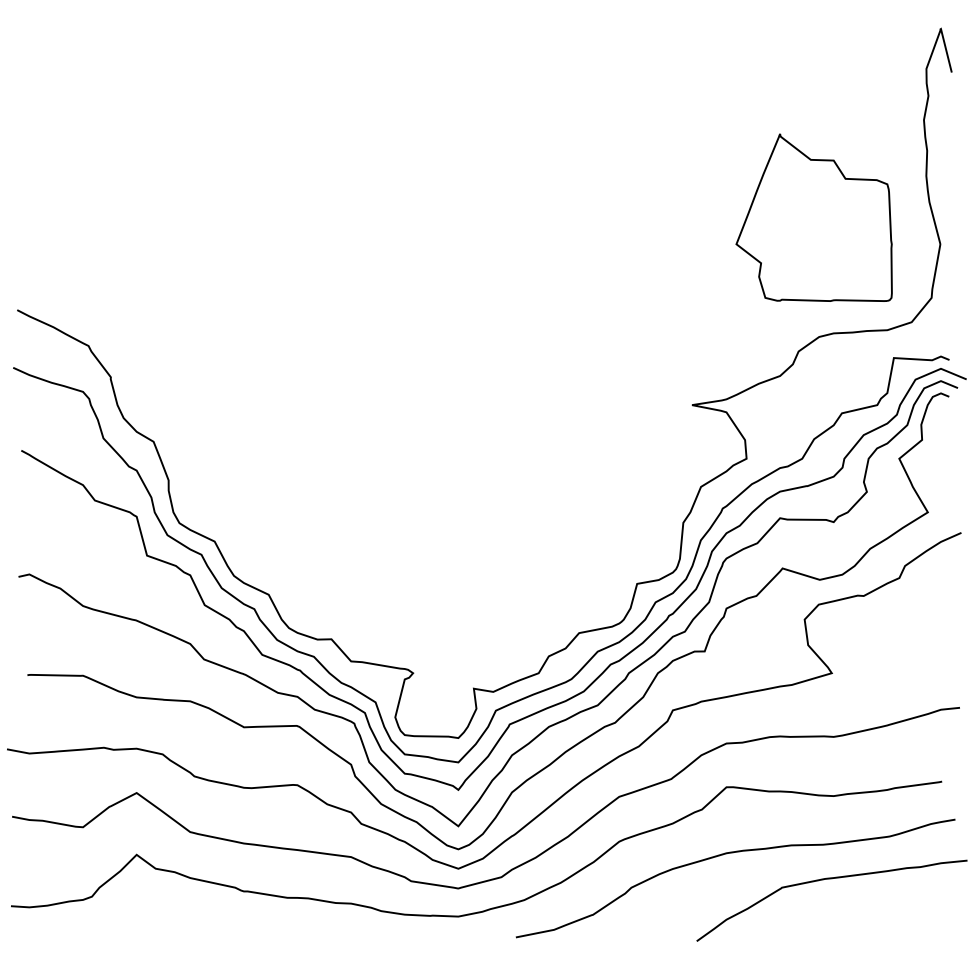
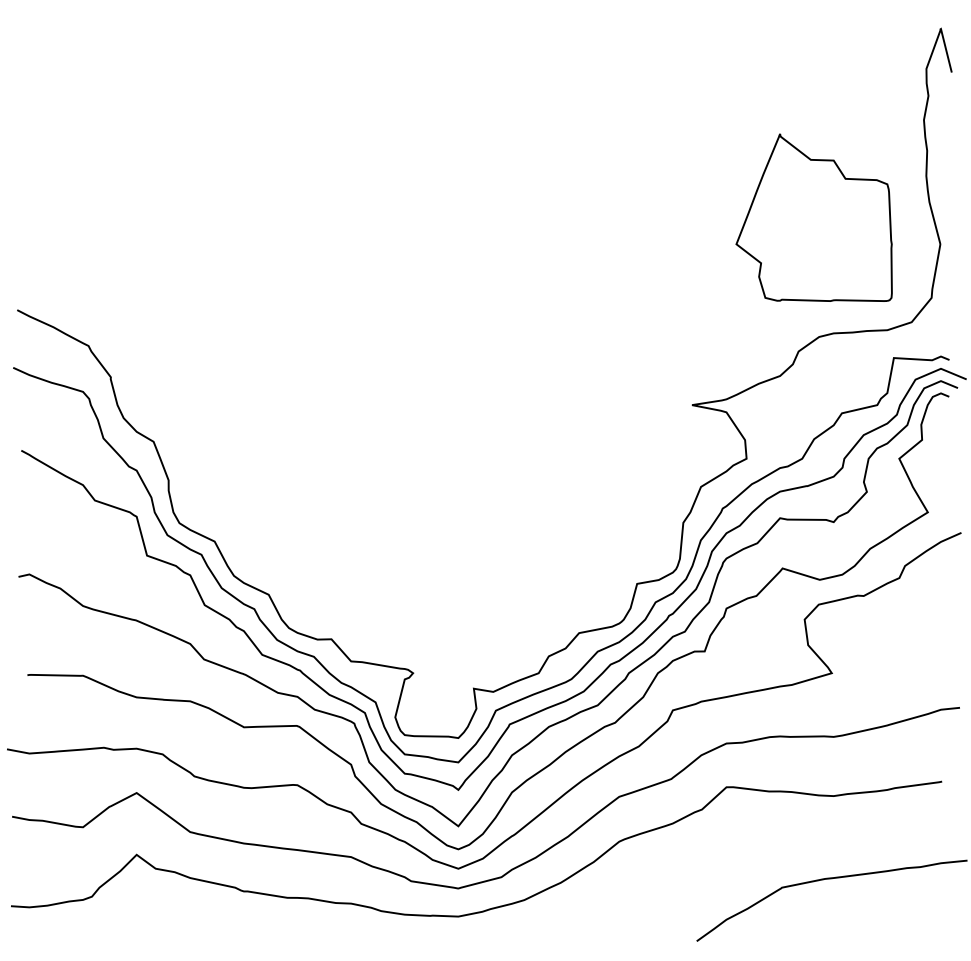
curve: present -> none (733, 853)
